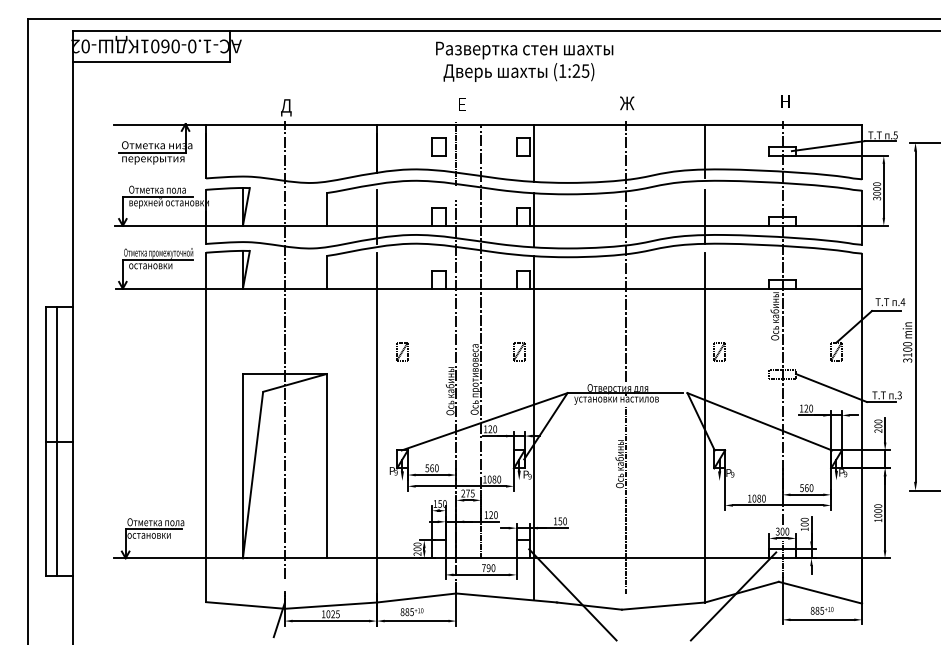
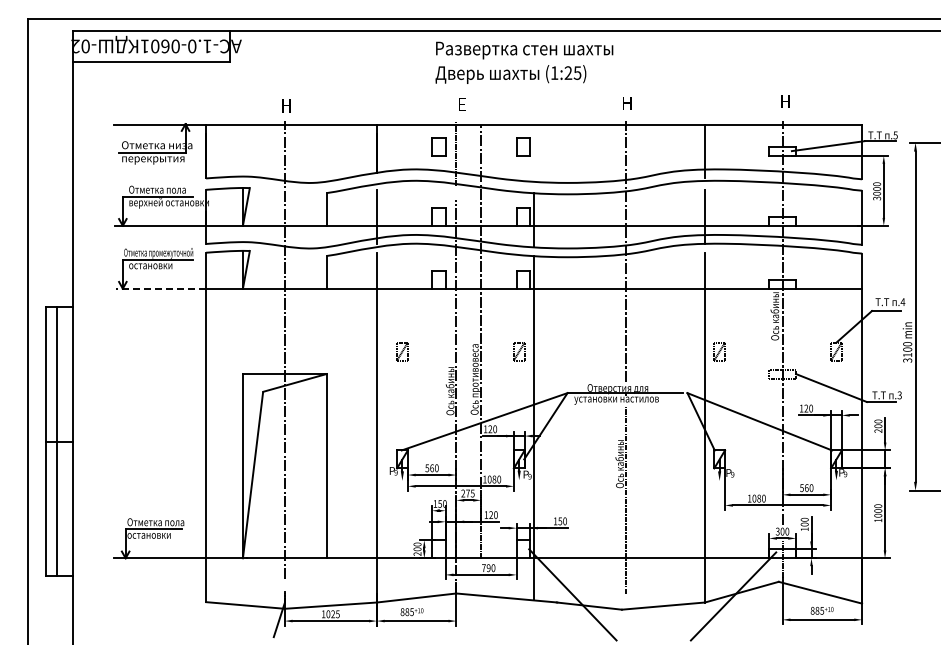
text position: (518, 72) -> (510, 74) (510, 74)
text: Ж -> Н (627, 103)
text: Д -> Н (286, 107)
line: present -> none (534, 152)
line: solid -> dashed (160, 288)
